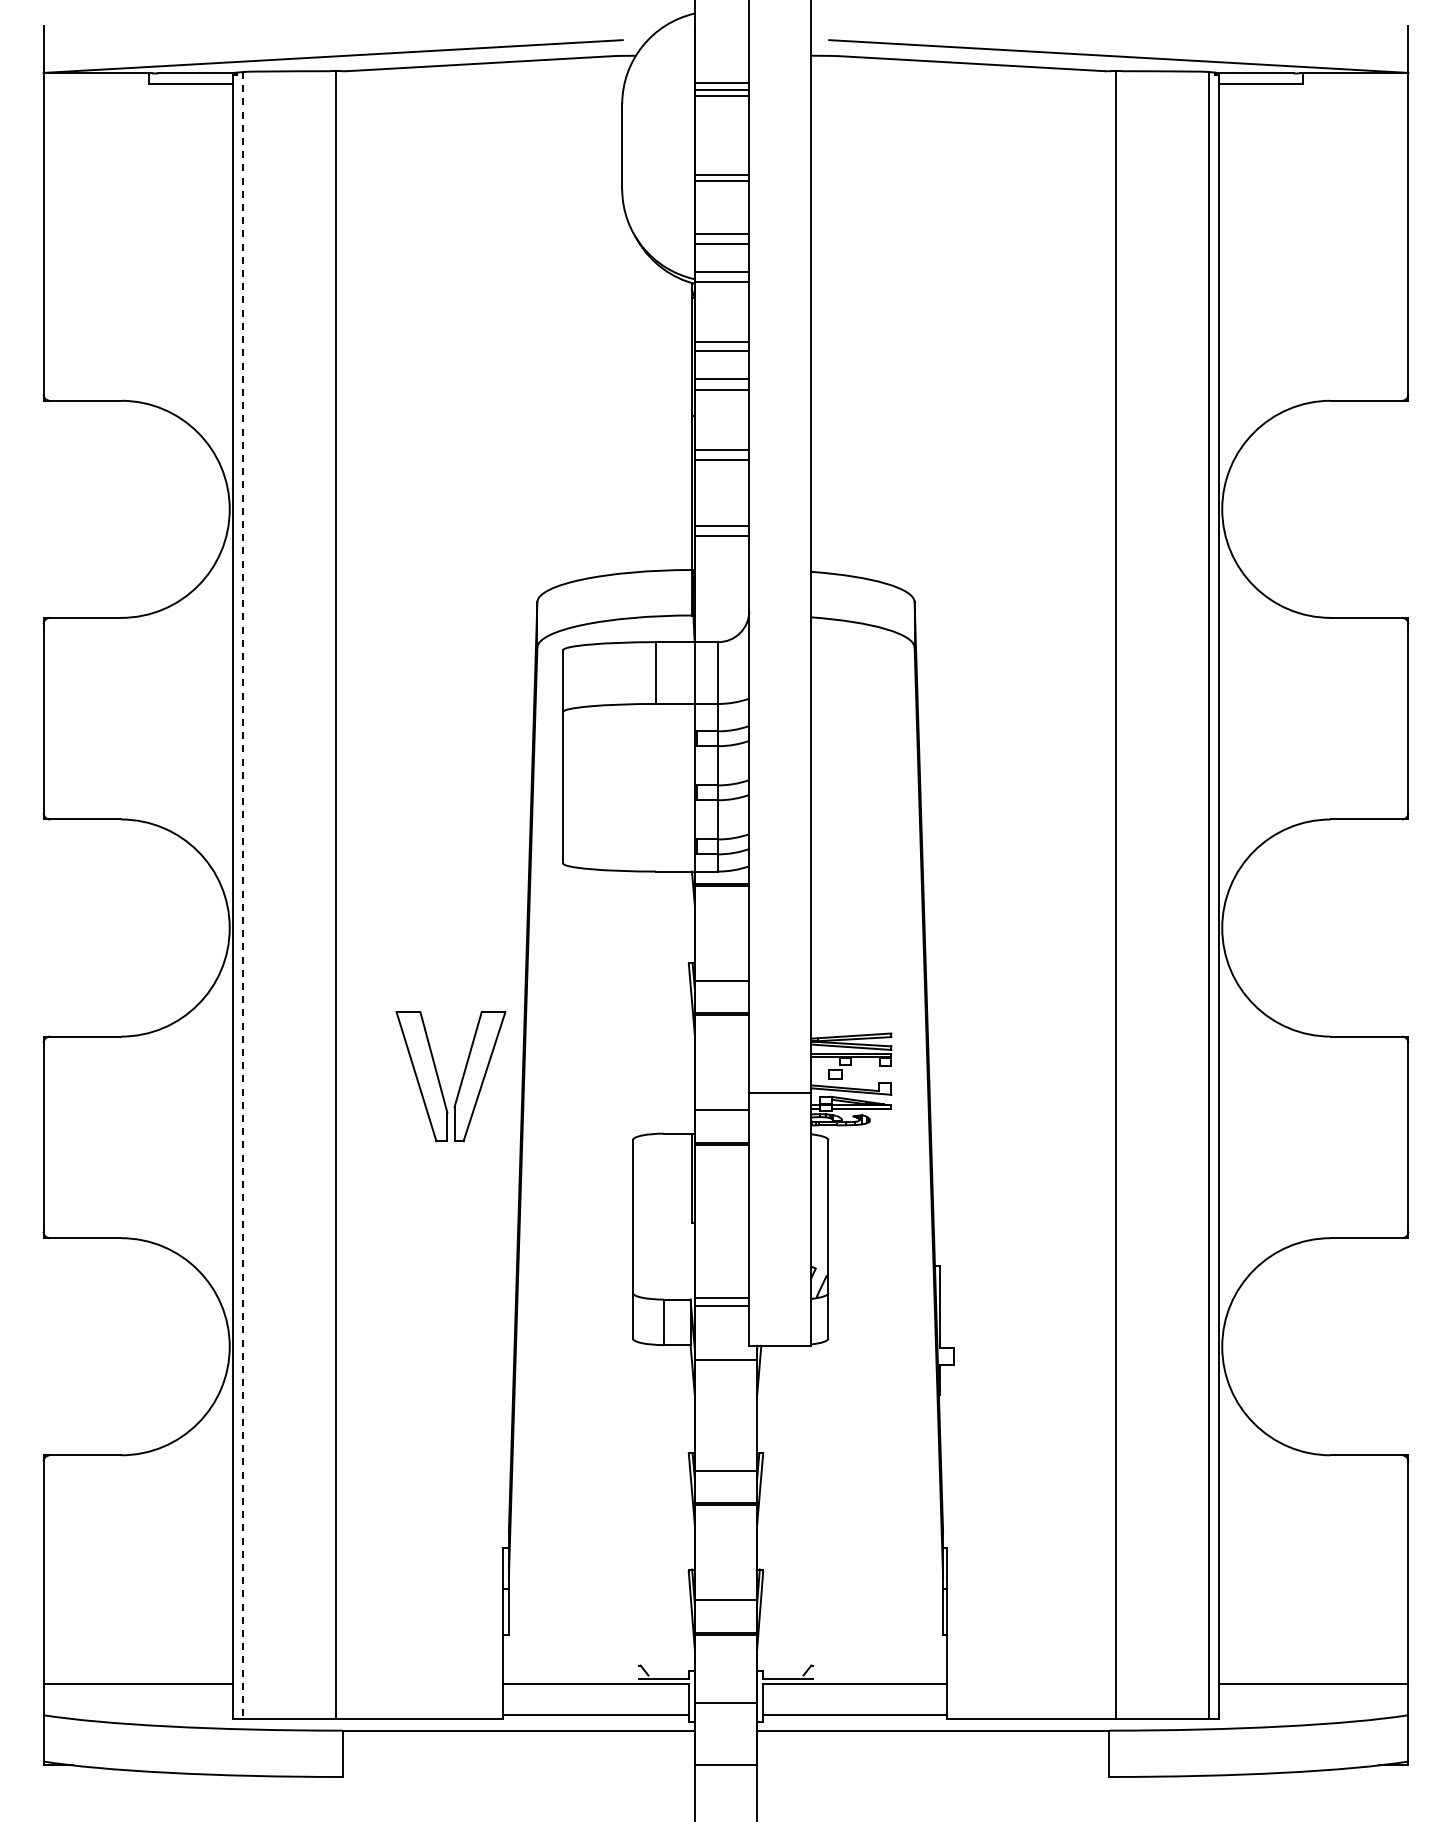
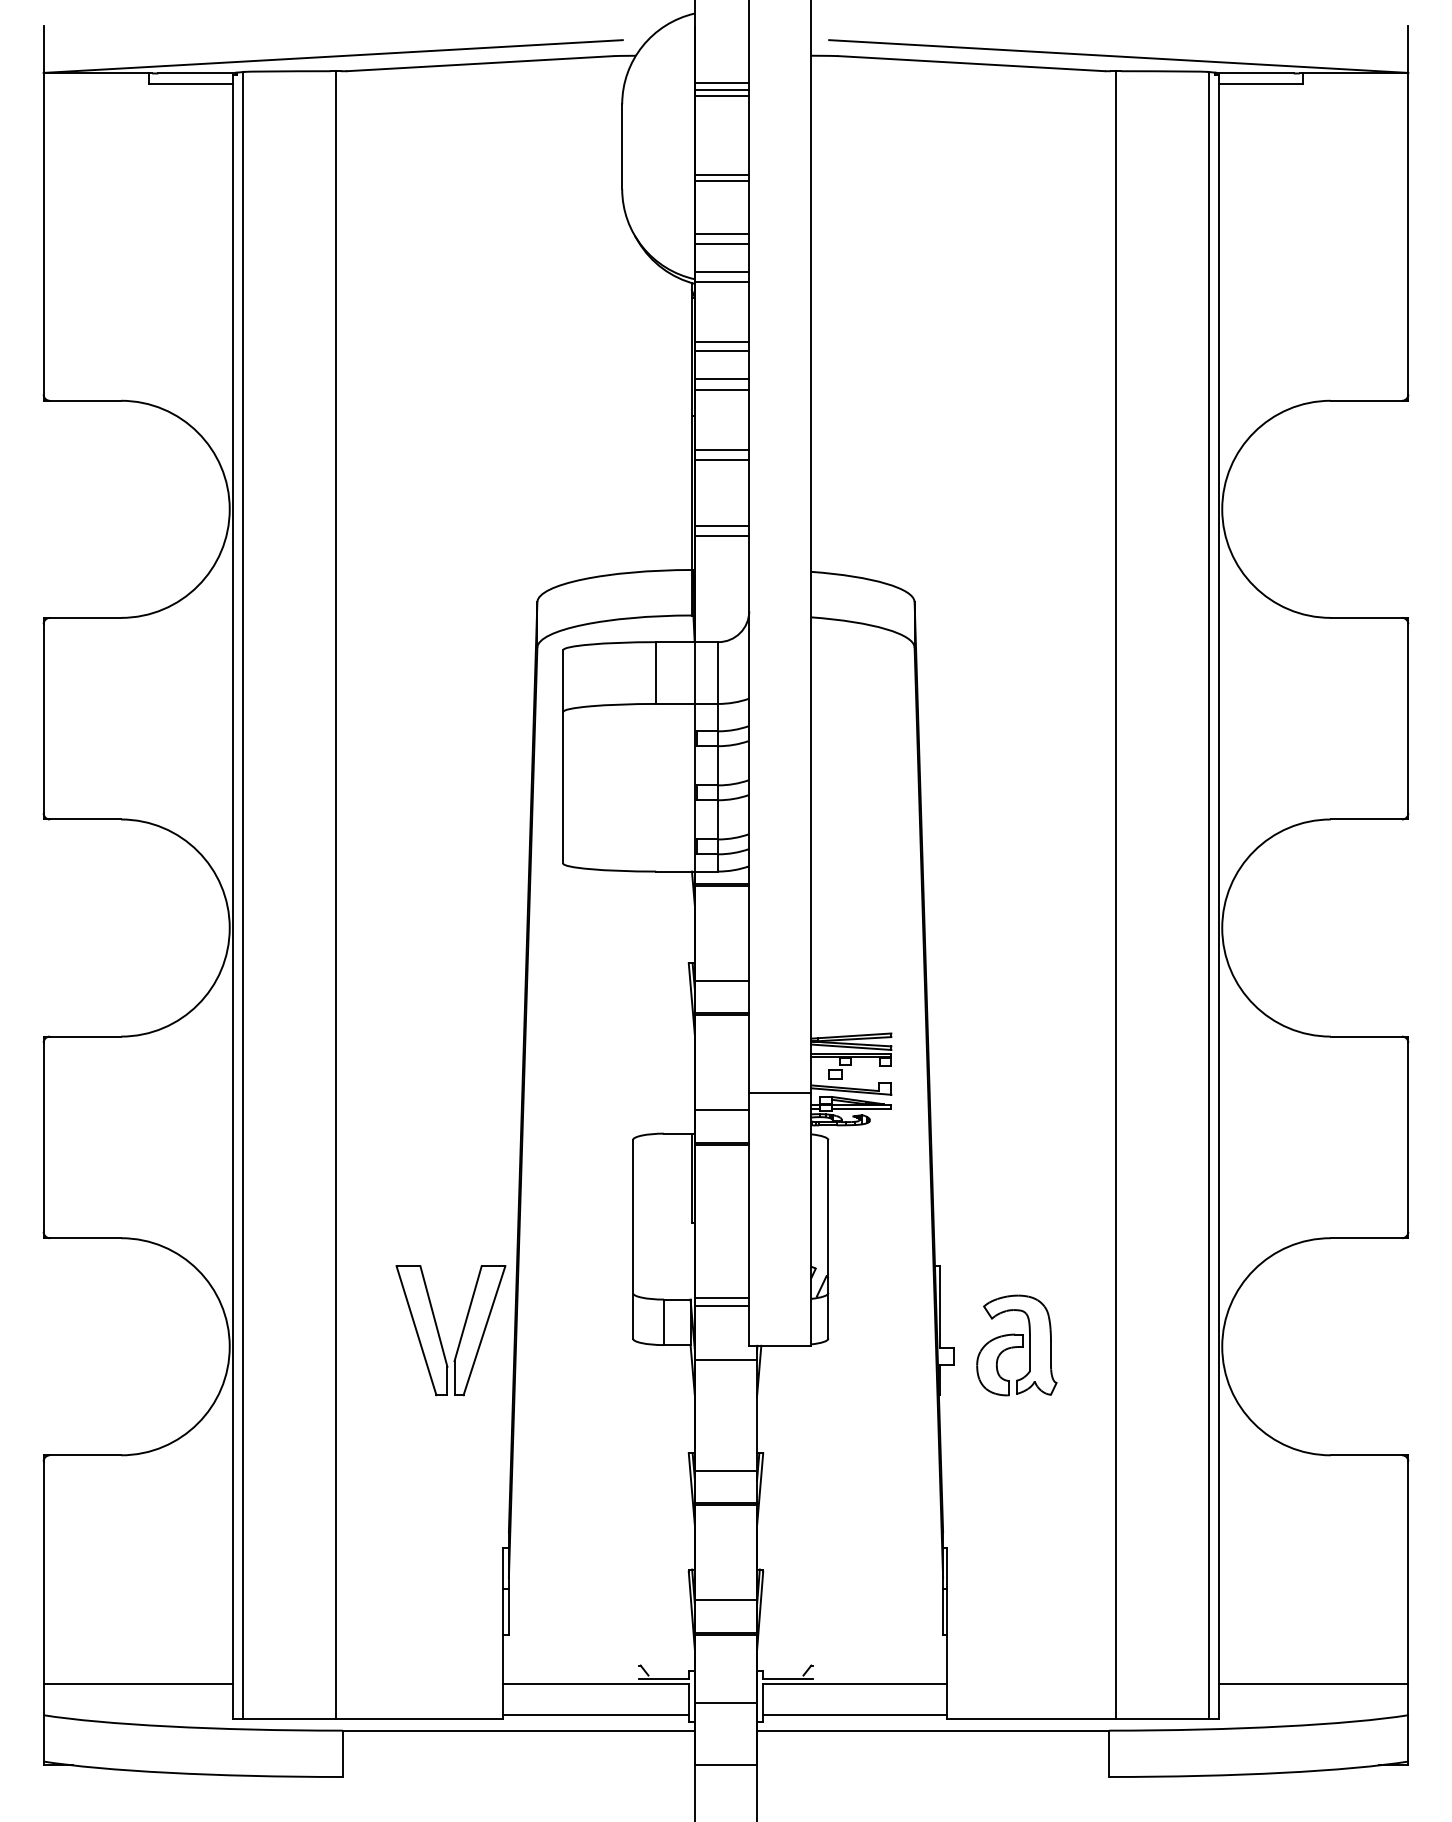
line: dashed -> solid (243, 895)
part position: (439, 1078) -> (439, 1332) (439, 1332)
part: none -> present (1016, 1345)
